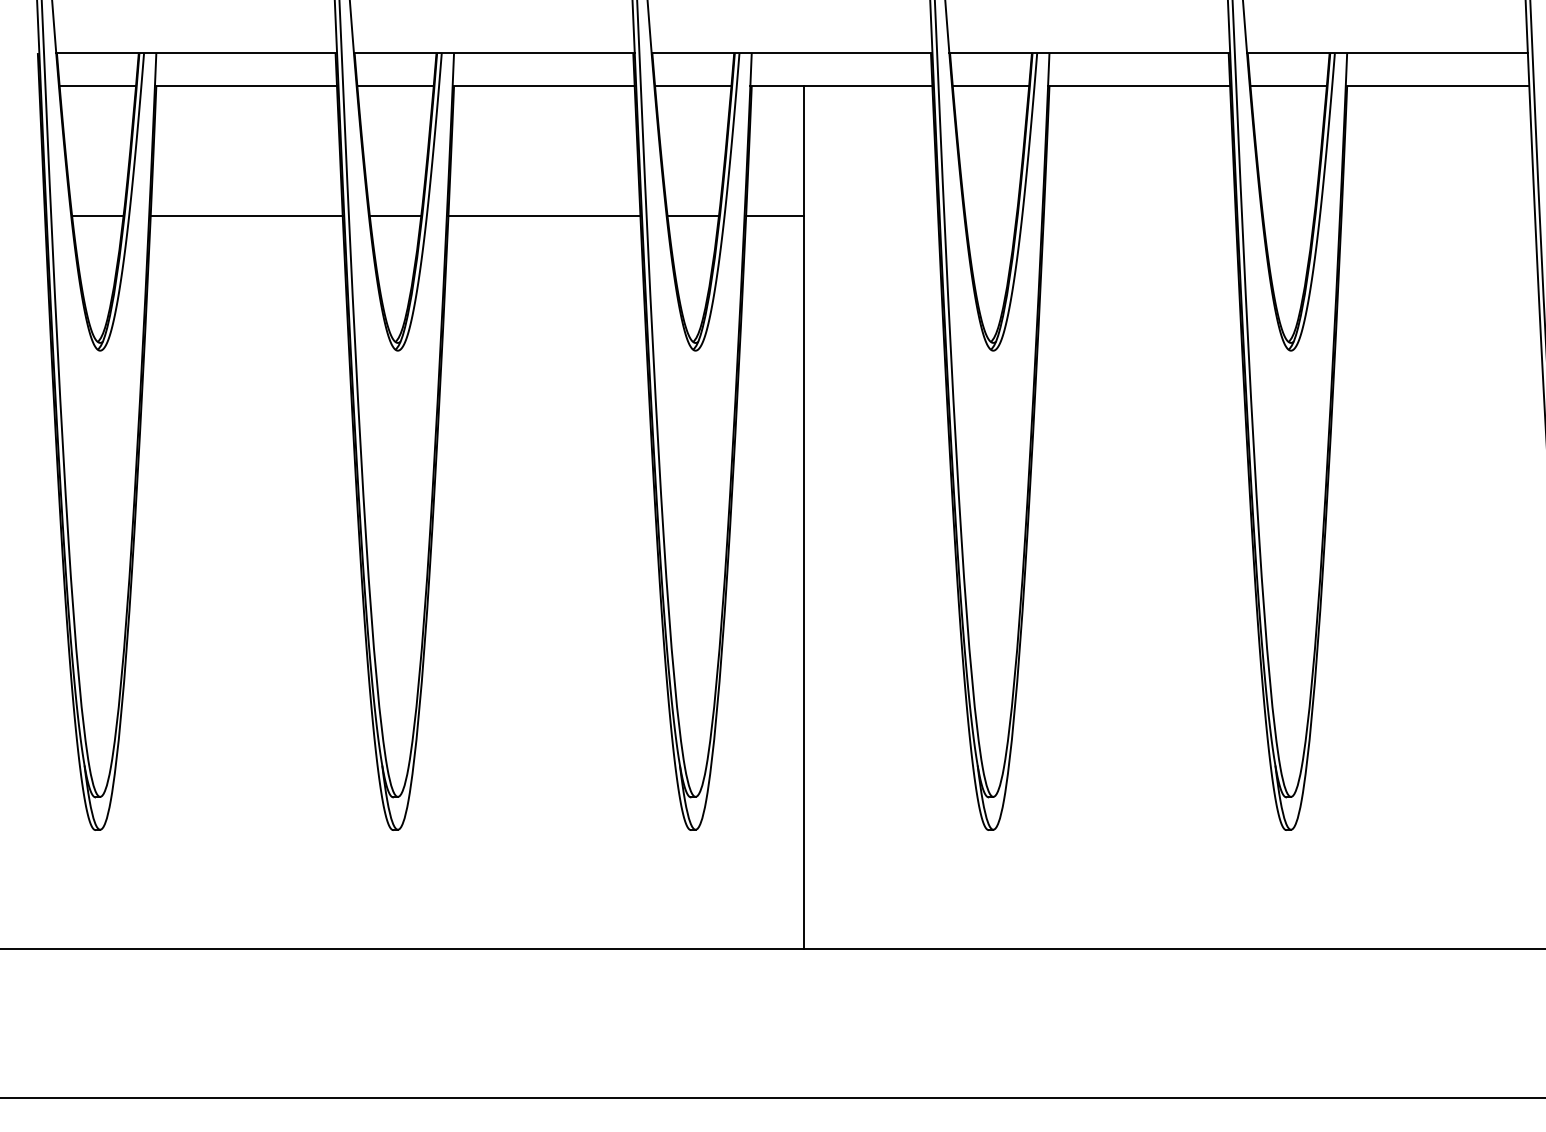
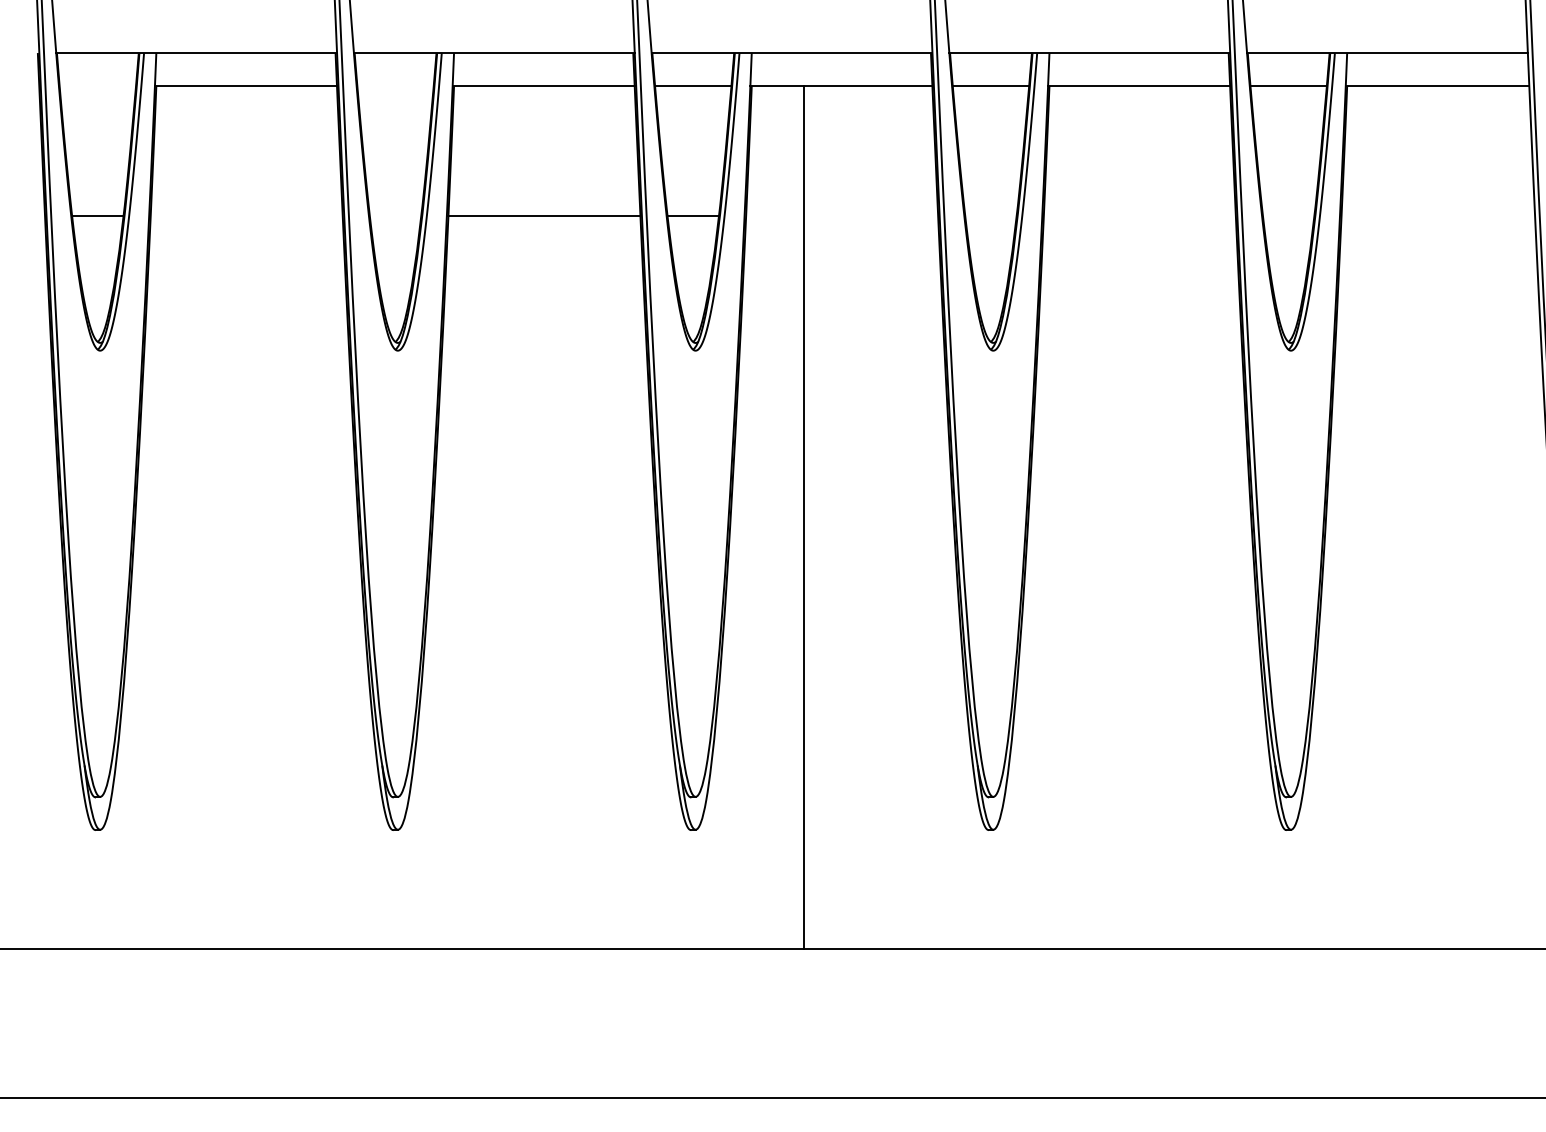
line: present -> none (97, 85)
line: present -> none (395, 85)
line: present -> none (246, 215)
line: present -> none (395, 215)
line: present -> none (774, 215)
